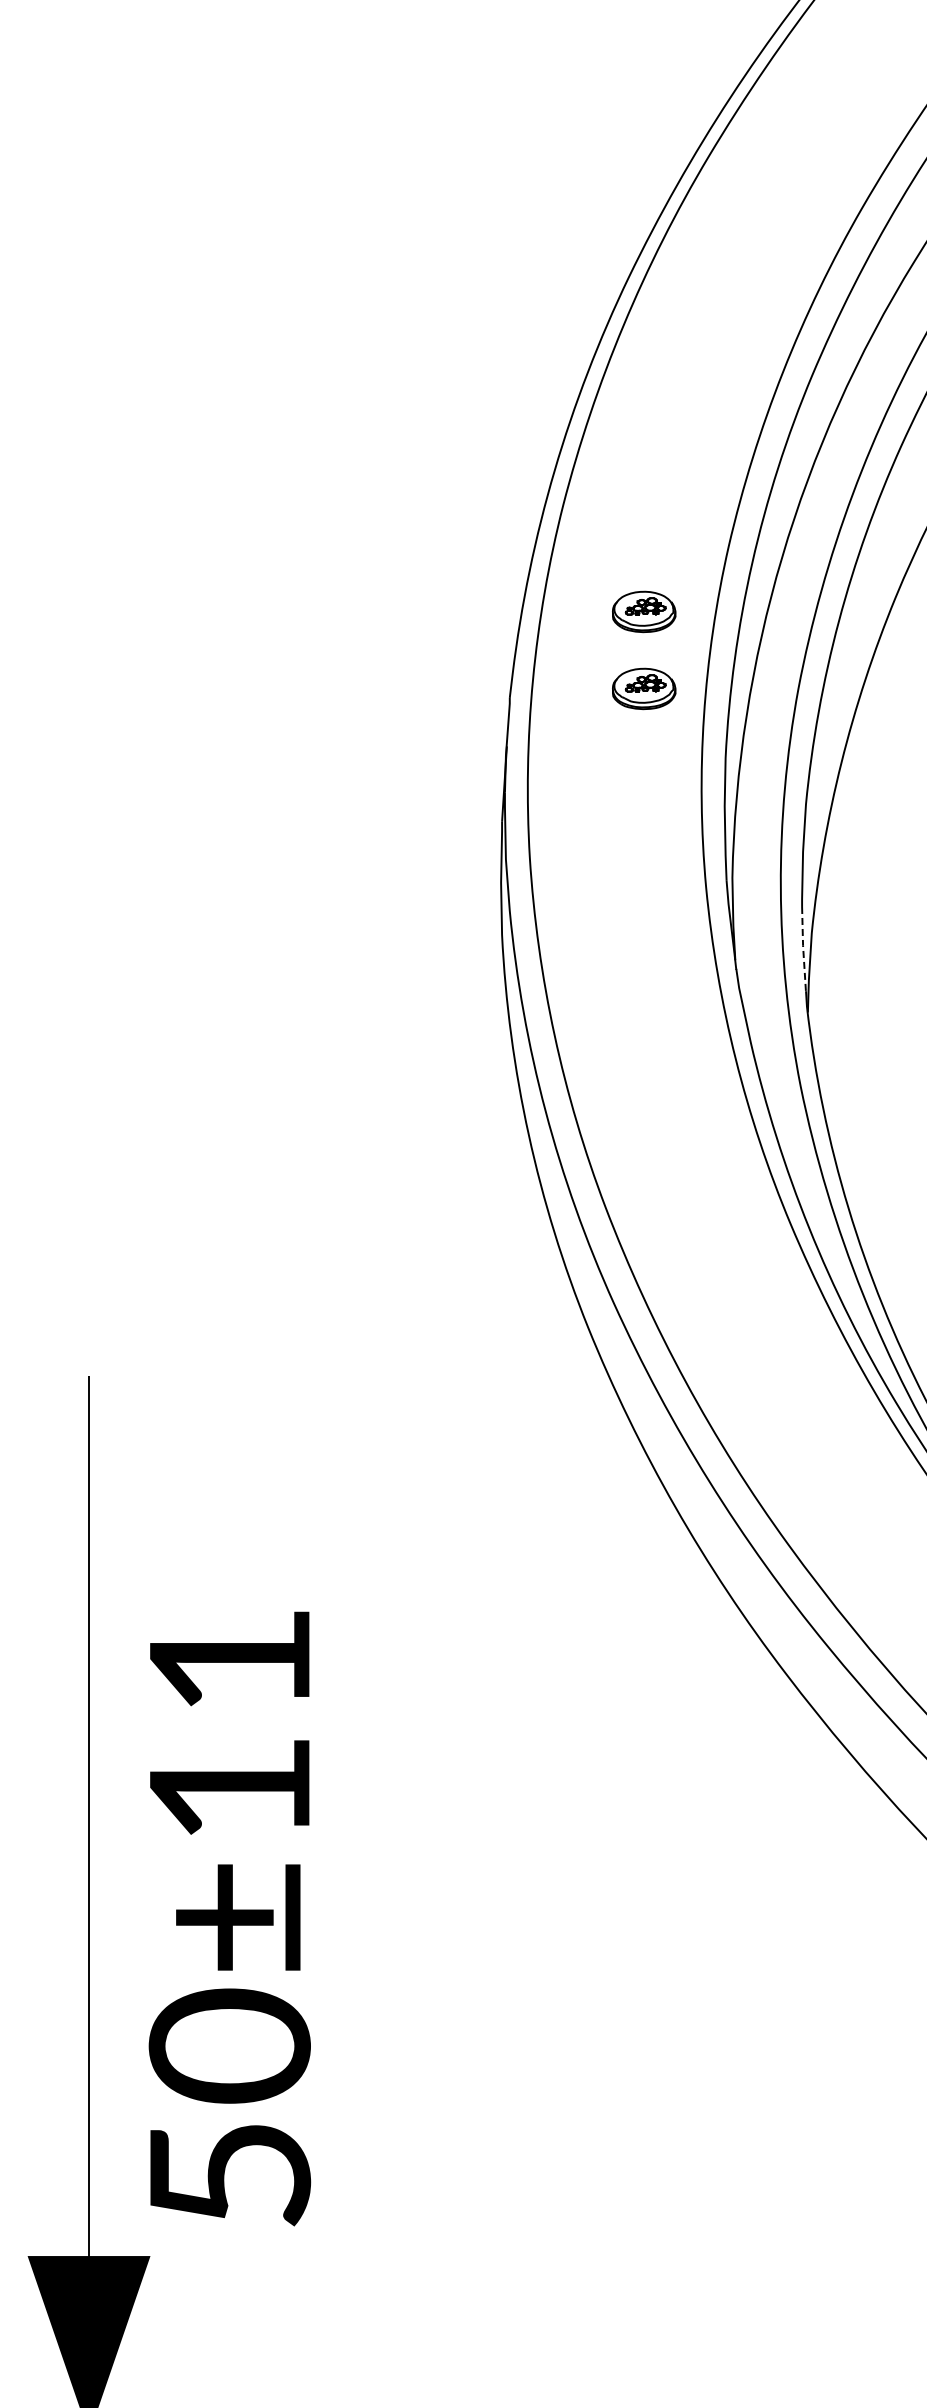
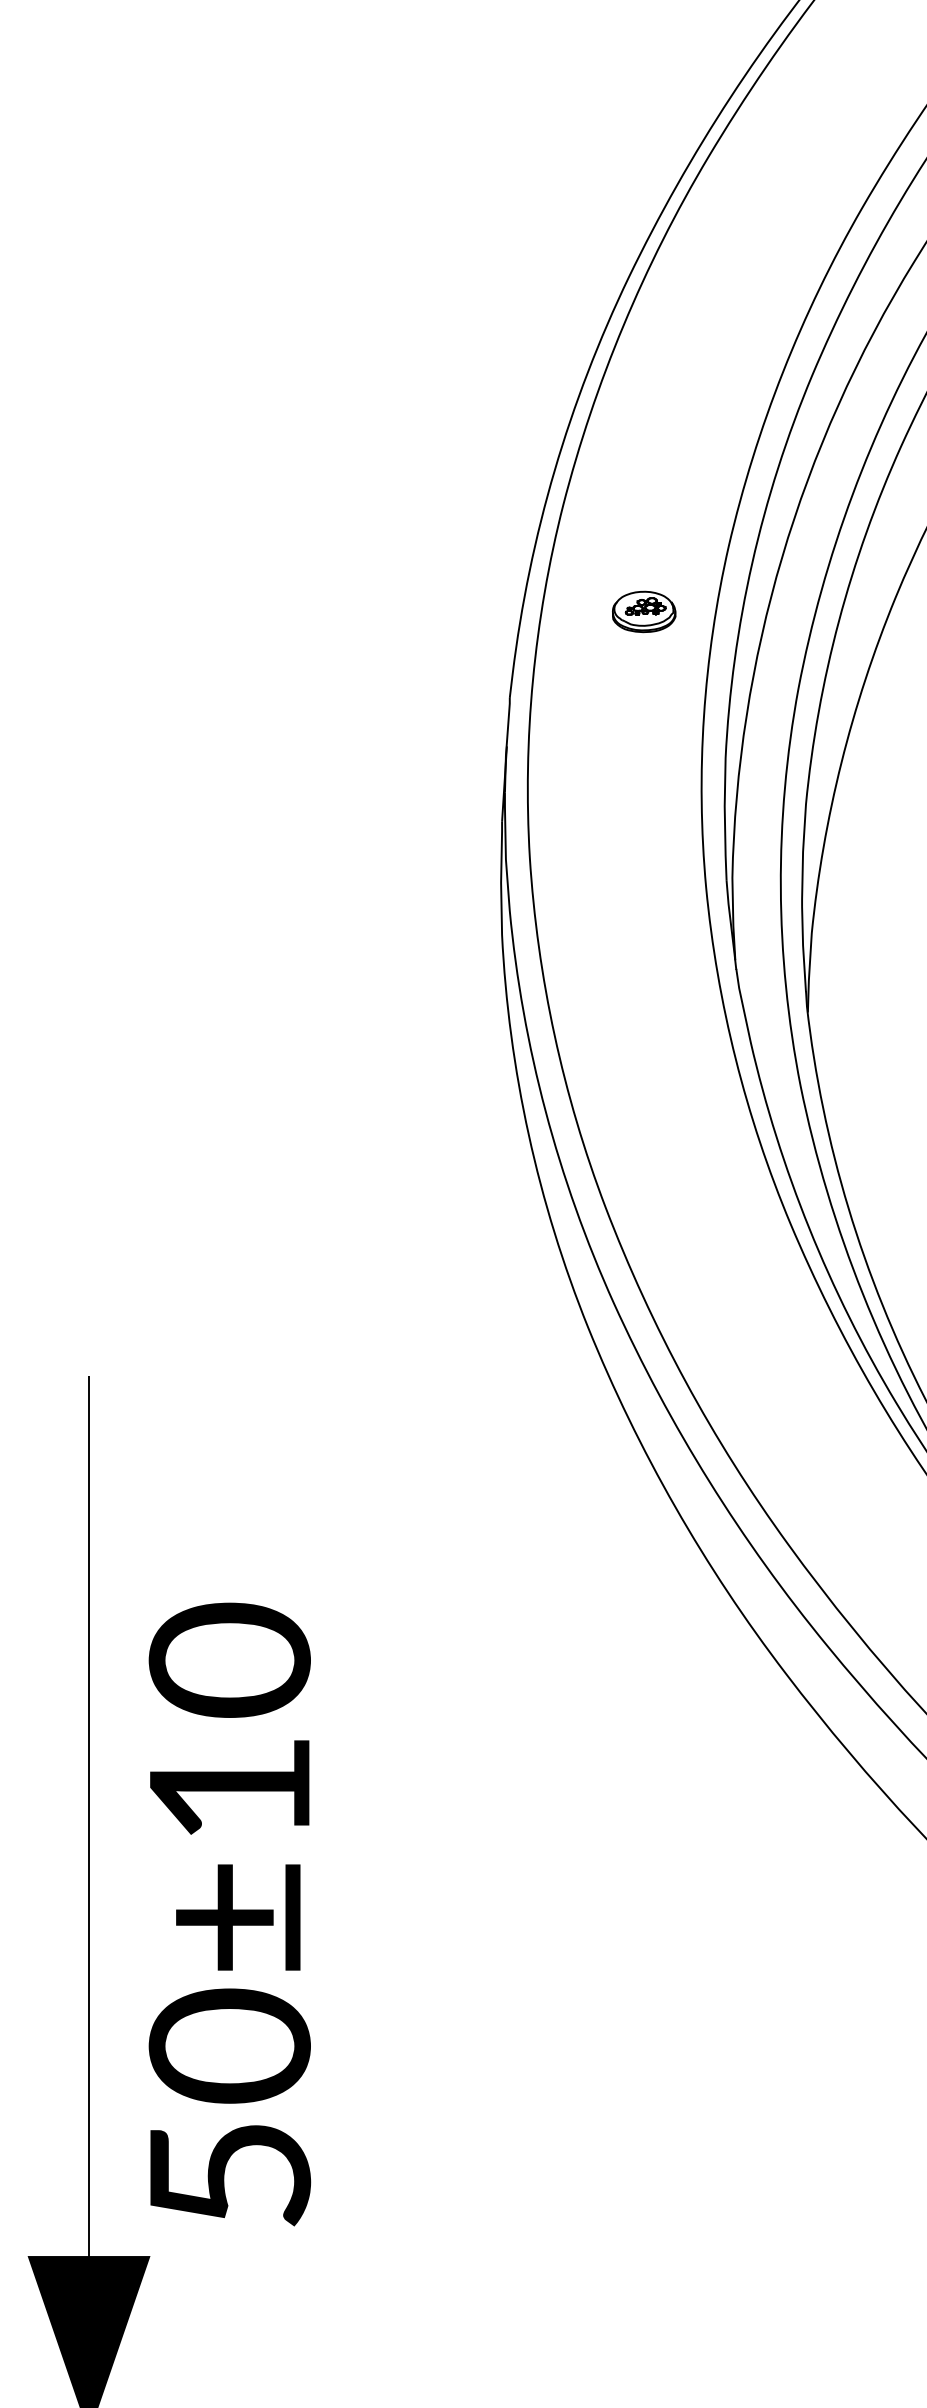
part: present -> none (644, 688)
line: dashed -> solid (803, 949)
text: 50±11 -> 50±10 (229, 1659)
